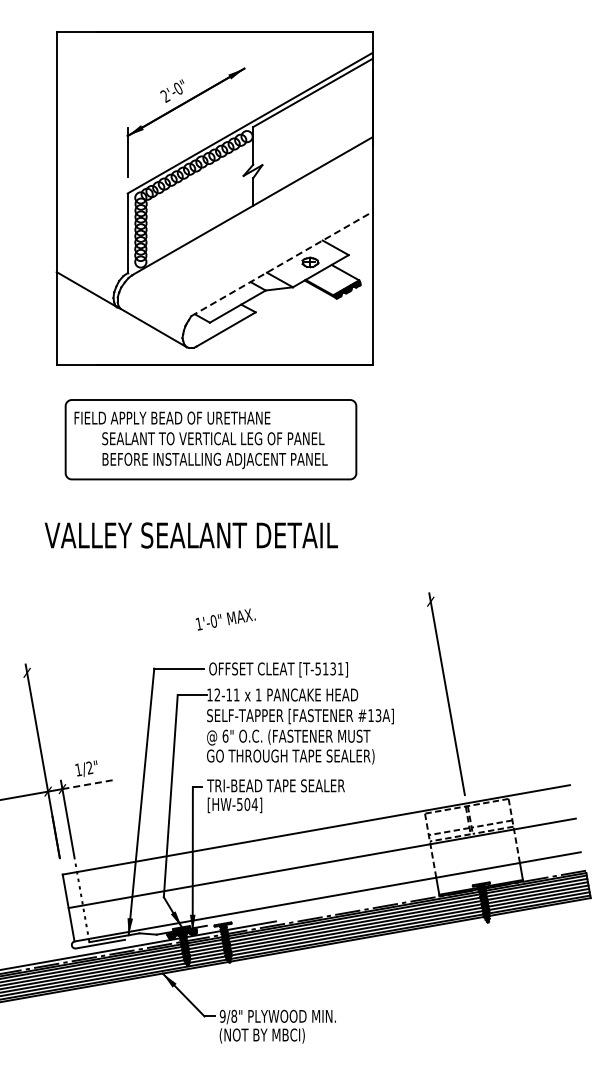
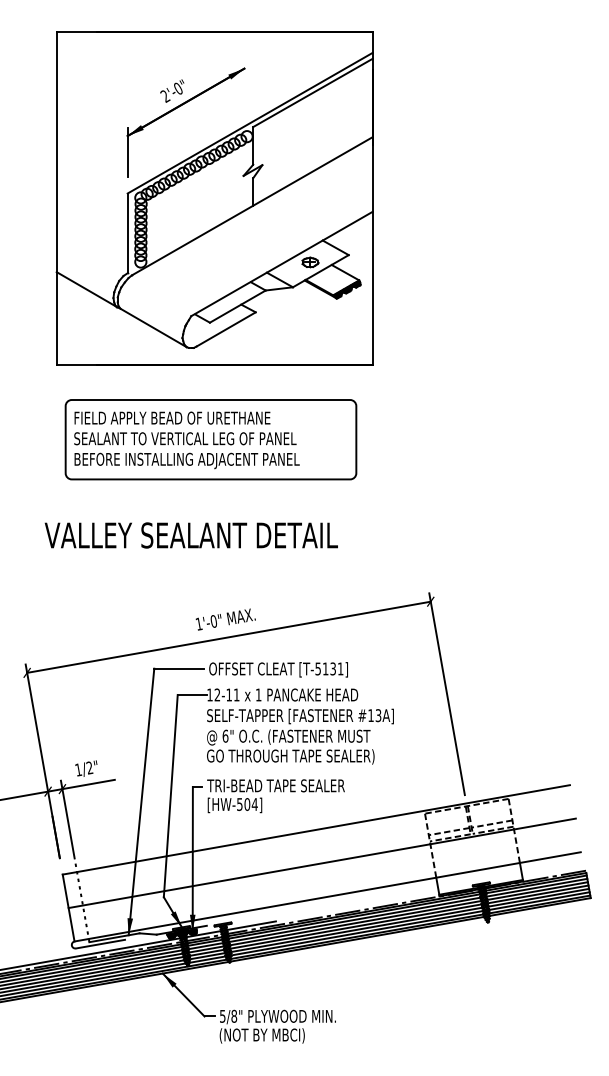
line: dashed -> solid (281, 264)
text position: (214, 450) -> (186, 450) (186, 450)
line: none -> present (228, 636)
line: dashed -> solid (88, 784)
text: 9/8" -> 5/8" (222, 1015)
